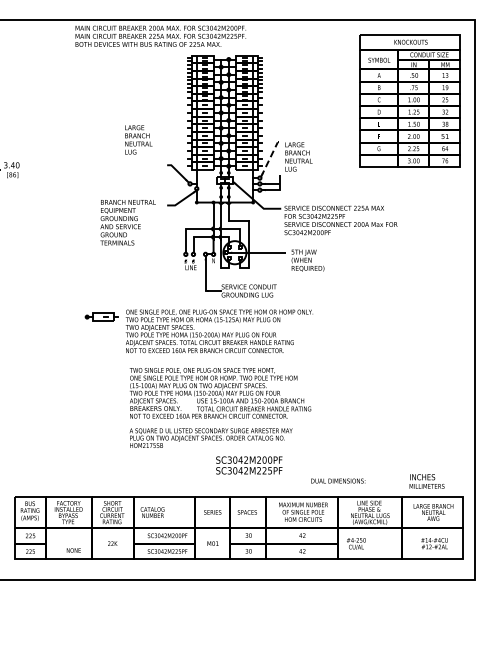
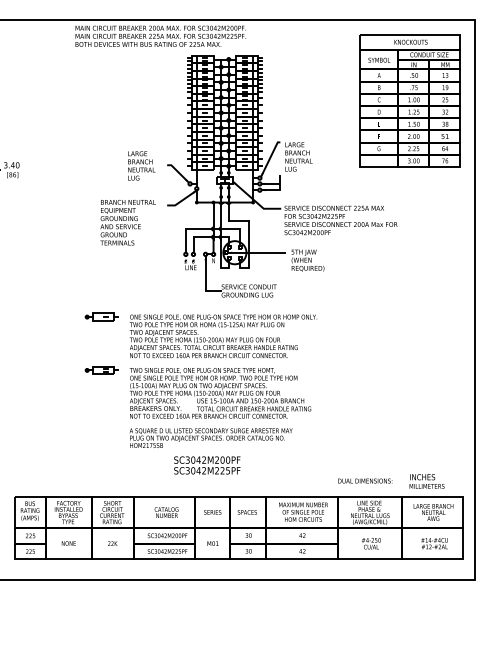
text position: (138, 139) -> (141, 165) (141, 165)
line: dashed -> solid (270, 157)
text position: (218, 331) -> (222, 336) (222, 336)
part: none -> present (101, 370)
text position: (249, 465) -> (207, 465) (207, 465)
text position: (338, 480) -> (365, 480) (365, 480)
text position: (152, 512) -> (166, 512) (166, 512)
text position: (356, 543) -> (371, 543) (371, 543)
text position: (73, 550) -> (68, 543) (68, 543)
